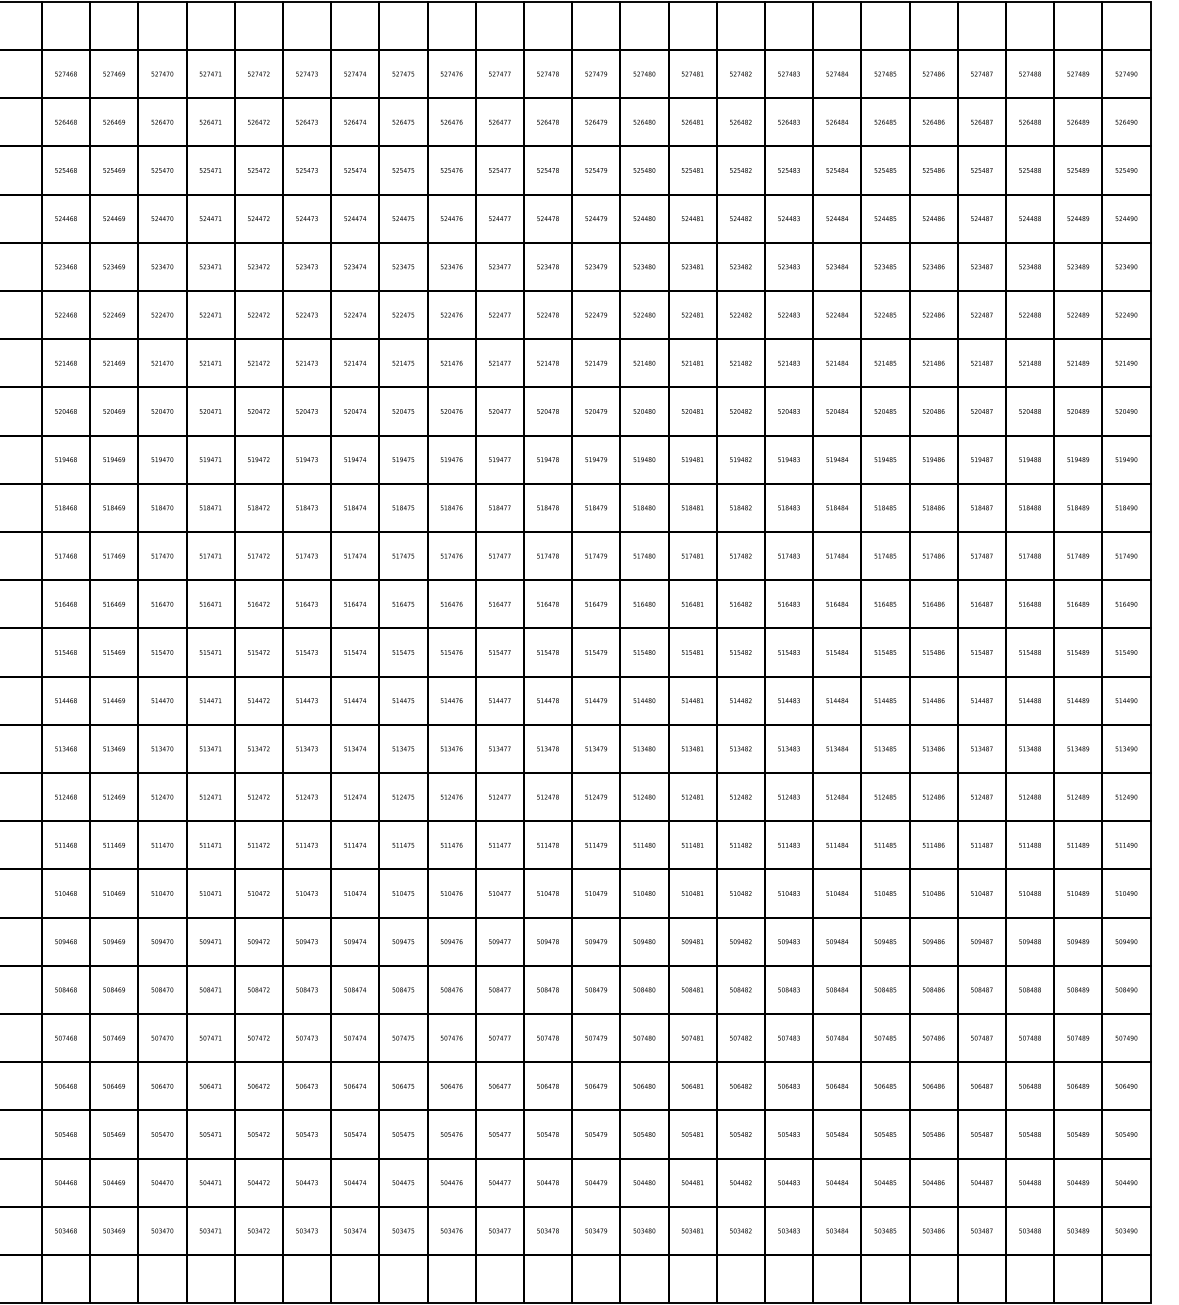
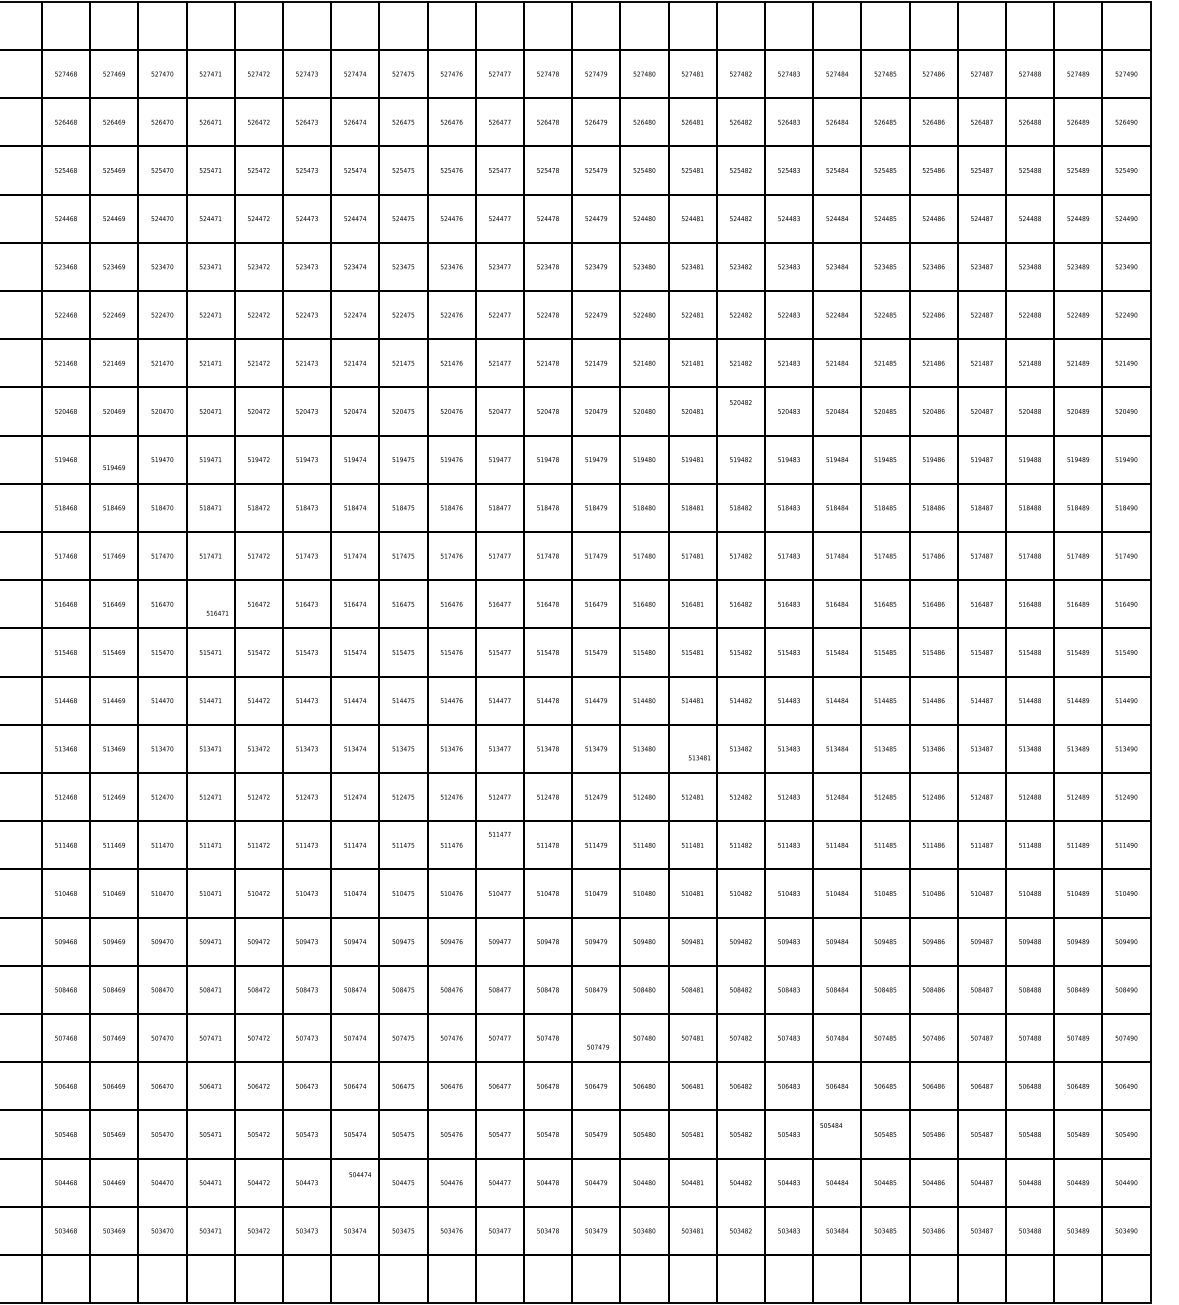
text position: (740, 411) -> (740, 402) (740, 402)
text position: (113, 459) -> (113, 467) (113, 467)
text position: (210, 603) -> (217, 612) (217, 612)
text position: (692, 748) -> (699, 757) (699, 757)
text position: (499, 845) -> (499, 834) (499, 834)
text position: (596, 1037) -> (598, 1046) (598, 1046)
text position: (837, 1134) -> (831, 1125) (831, 1125)
text position: (355, 1182) -> (360, 1174) (360, 1174)
